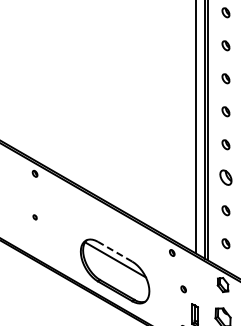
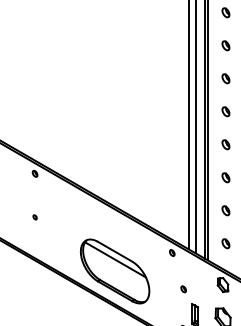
line: none -> present (188, 125)
part size: 14x17 px -> 10x12 px (225, 177)
line: dashed -> solid (115, 251)
